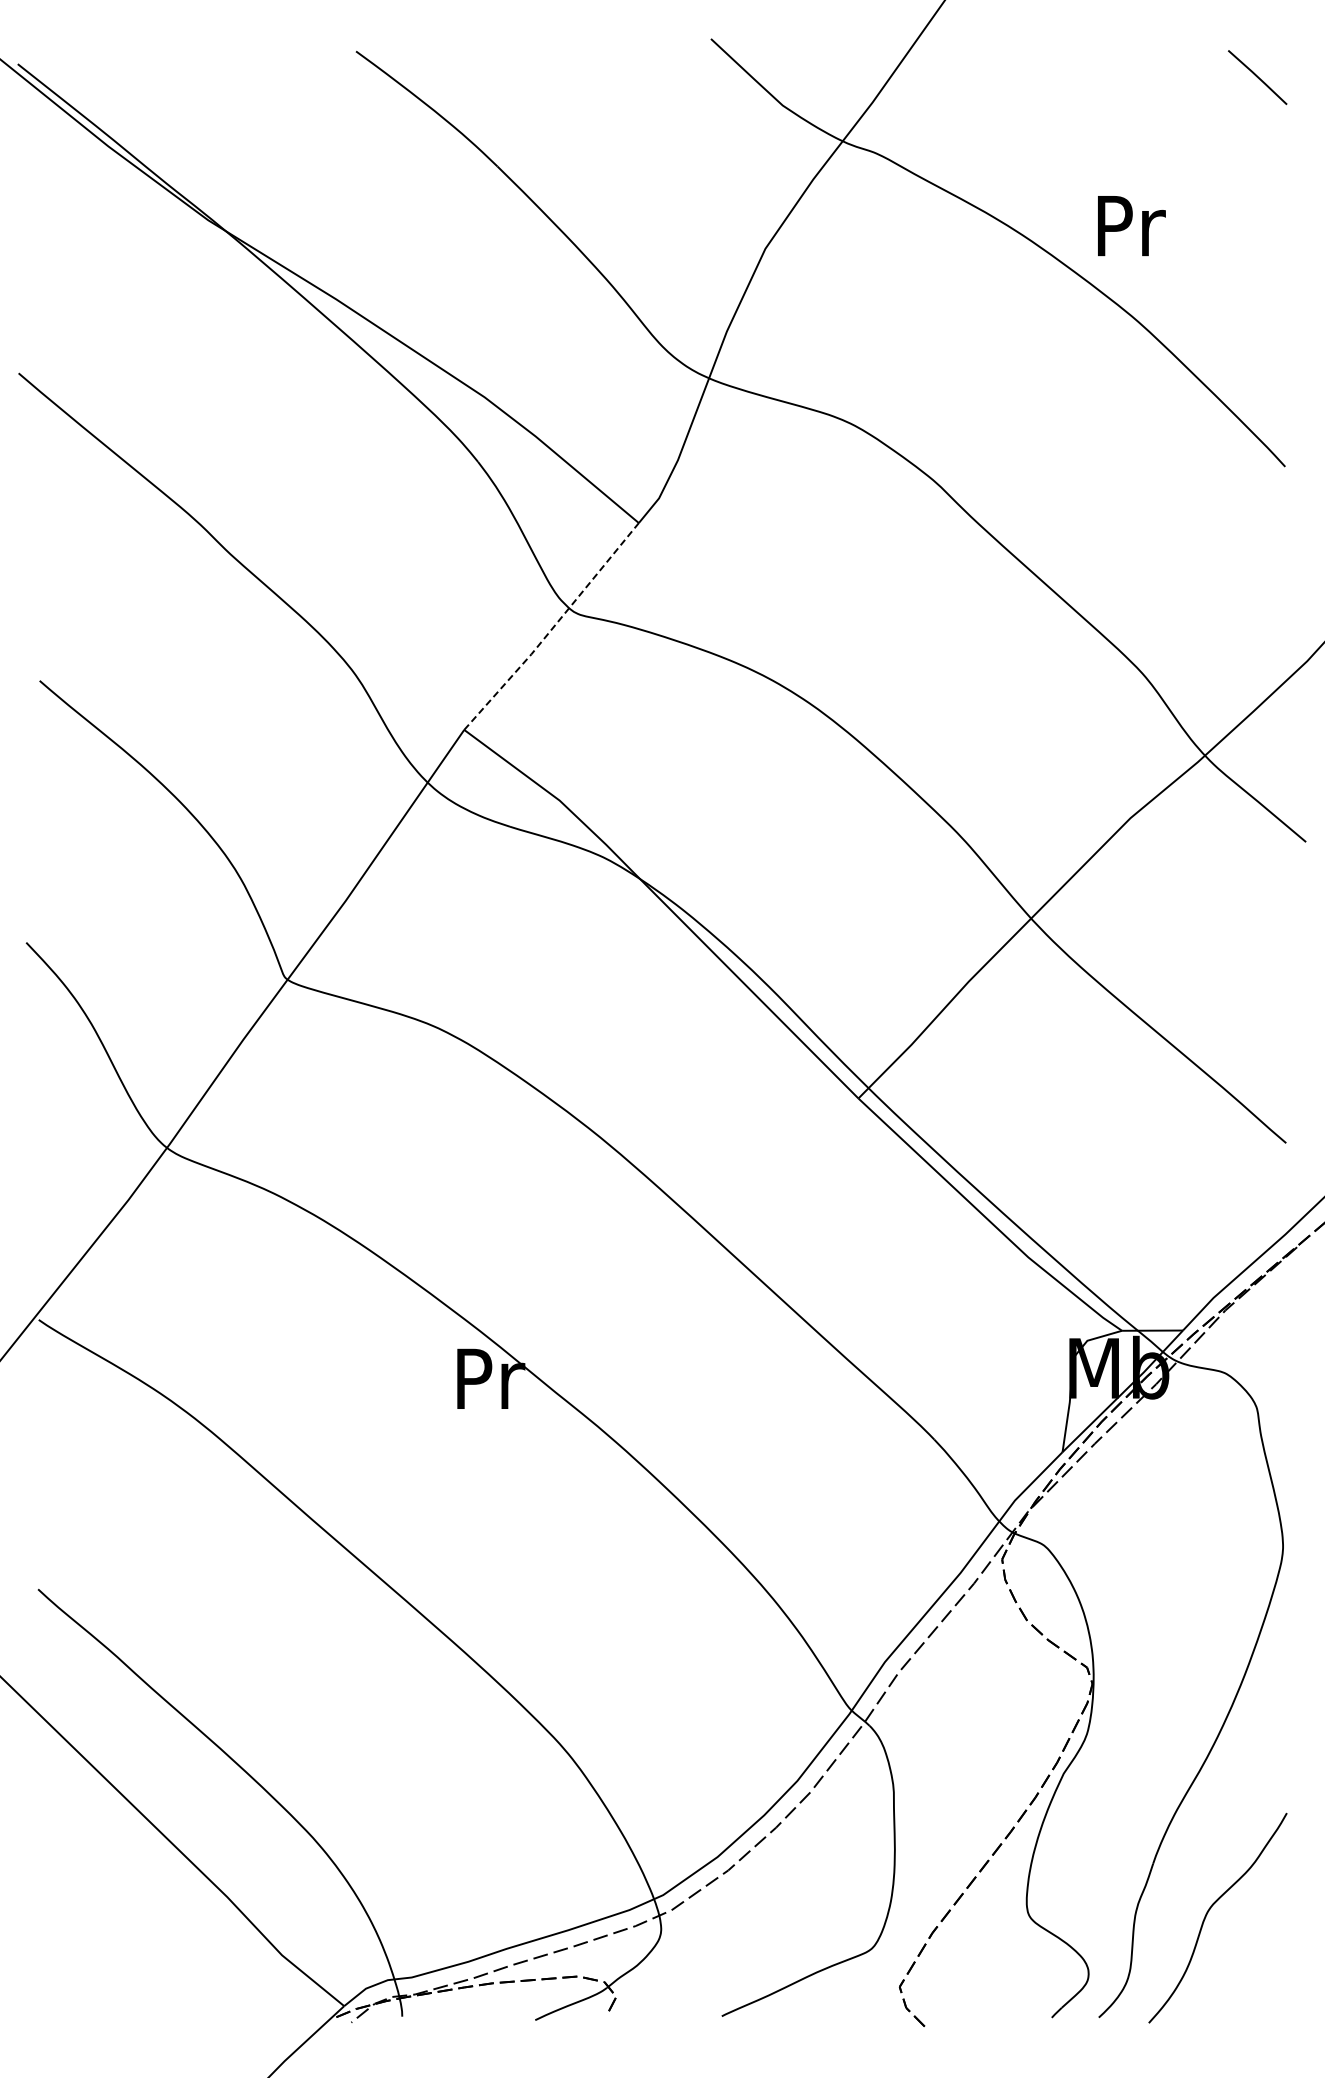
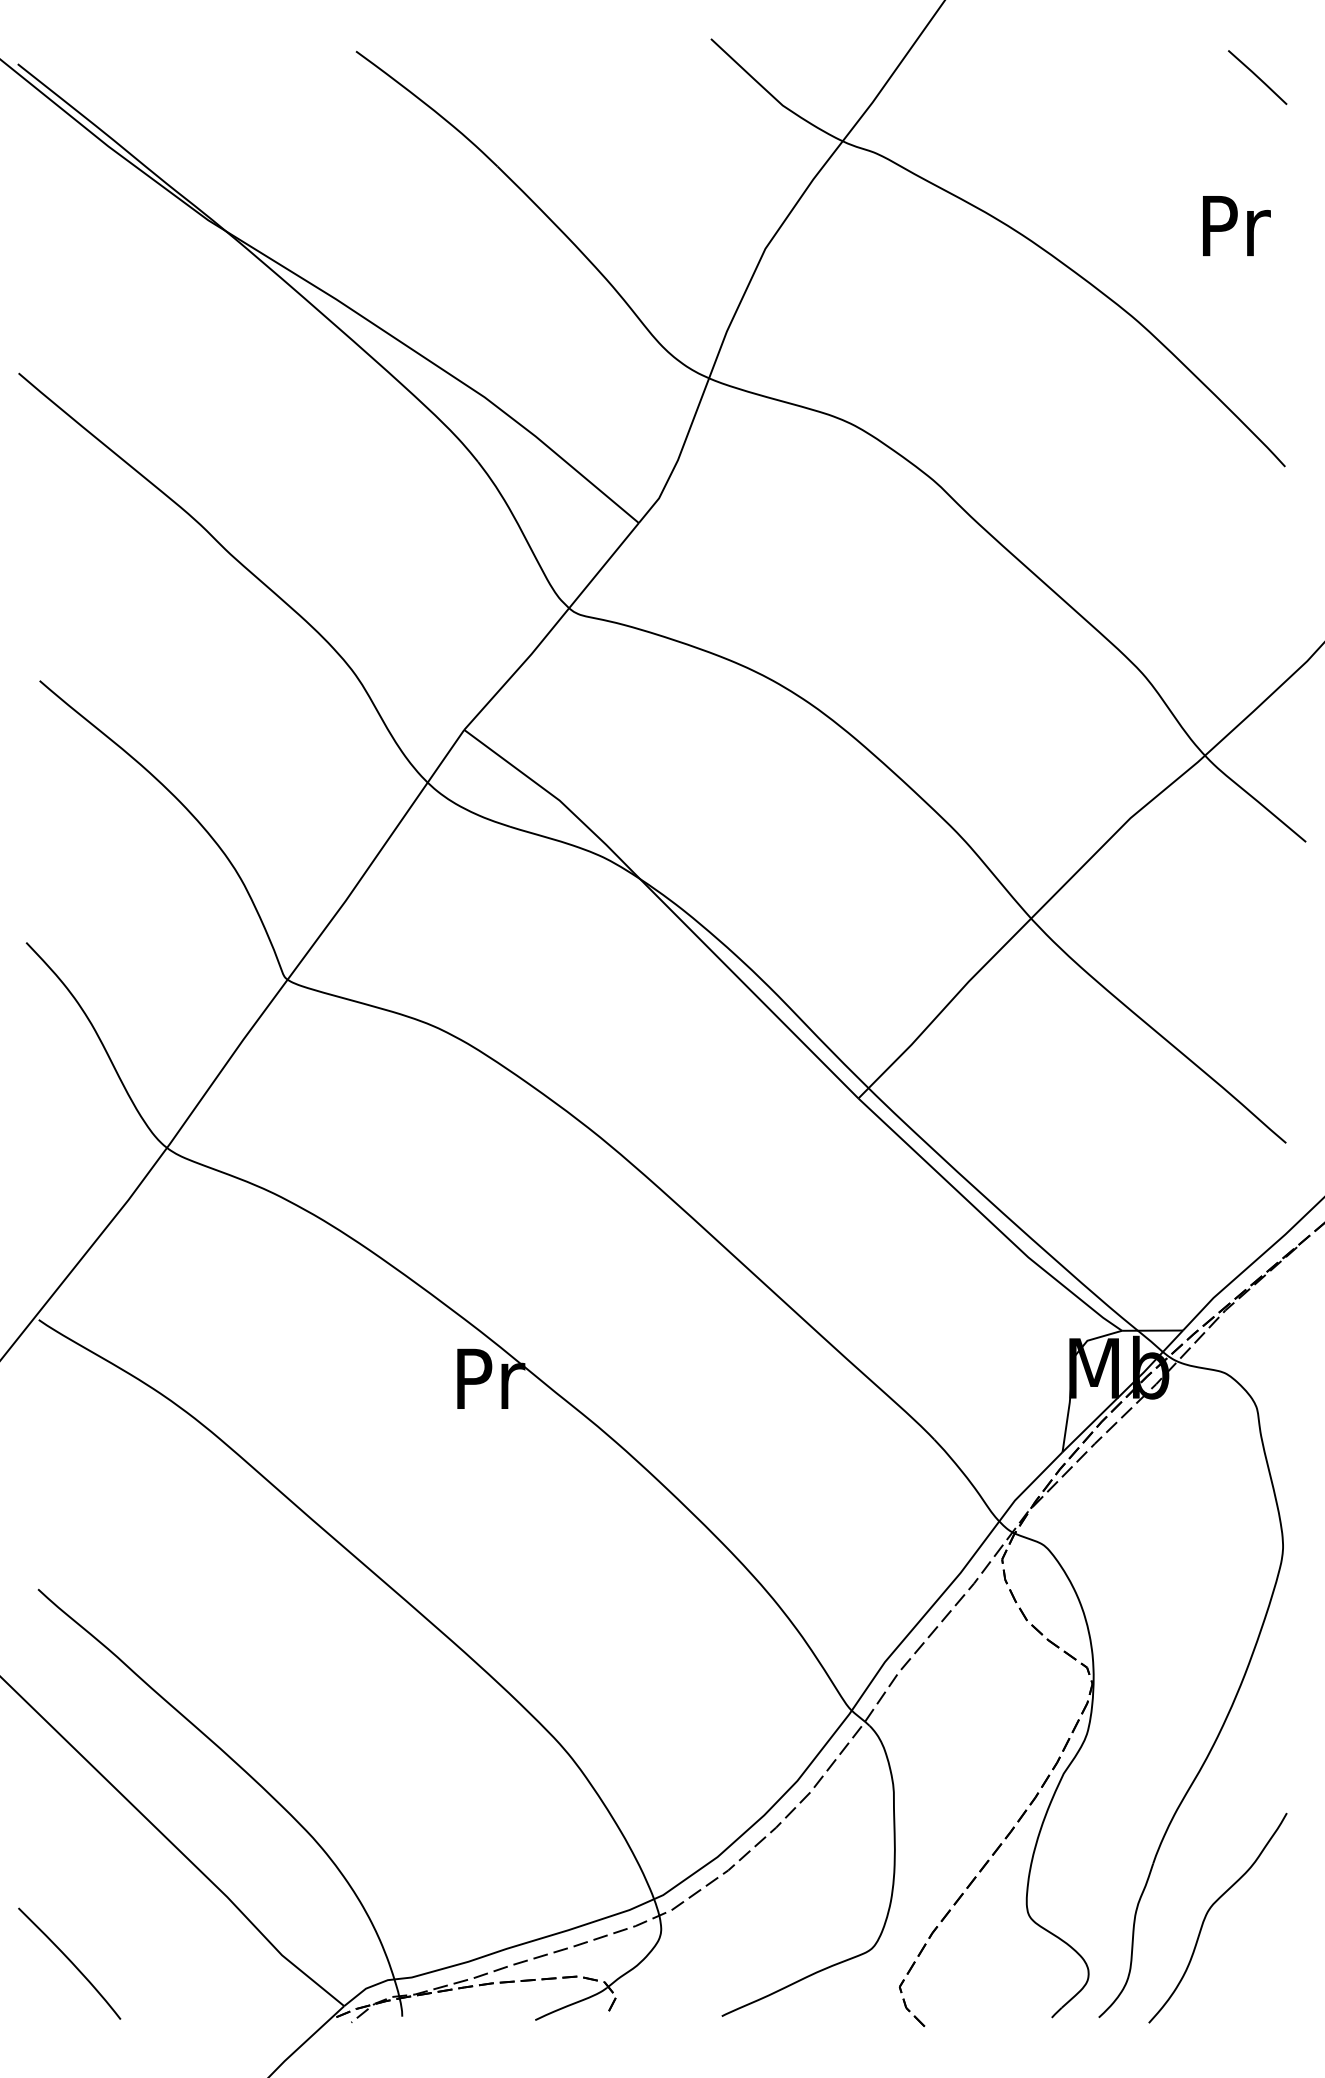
text position: (1131, 225) -> (1236, 225) (1236, 225)
line: dashed -> solid (552, 628)
curve: none -> present (70, 1962)
